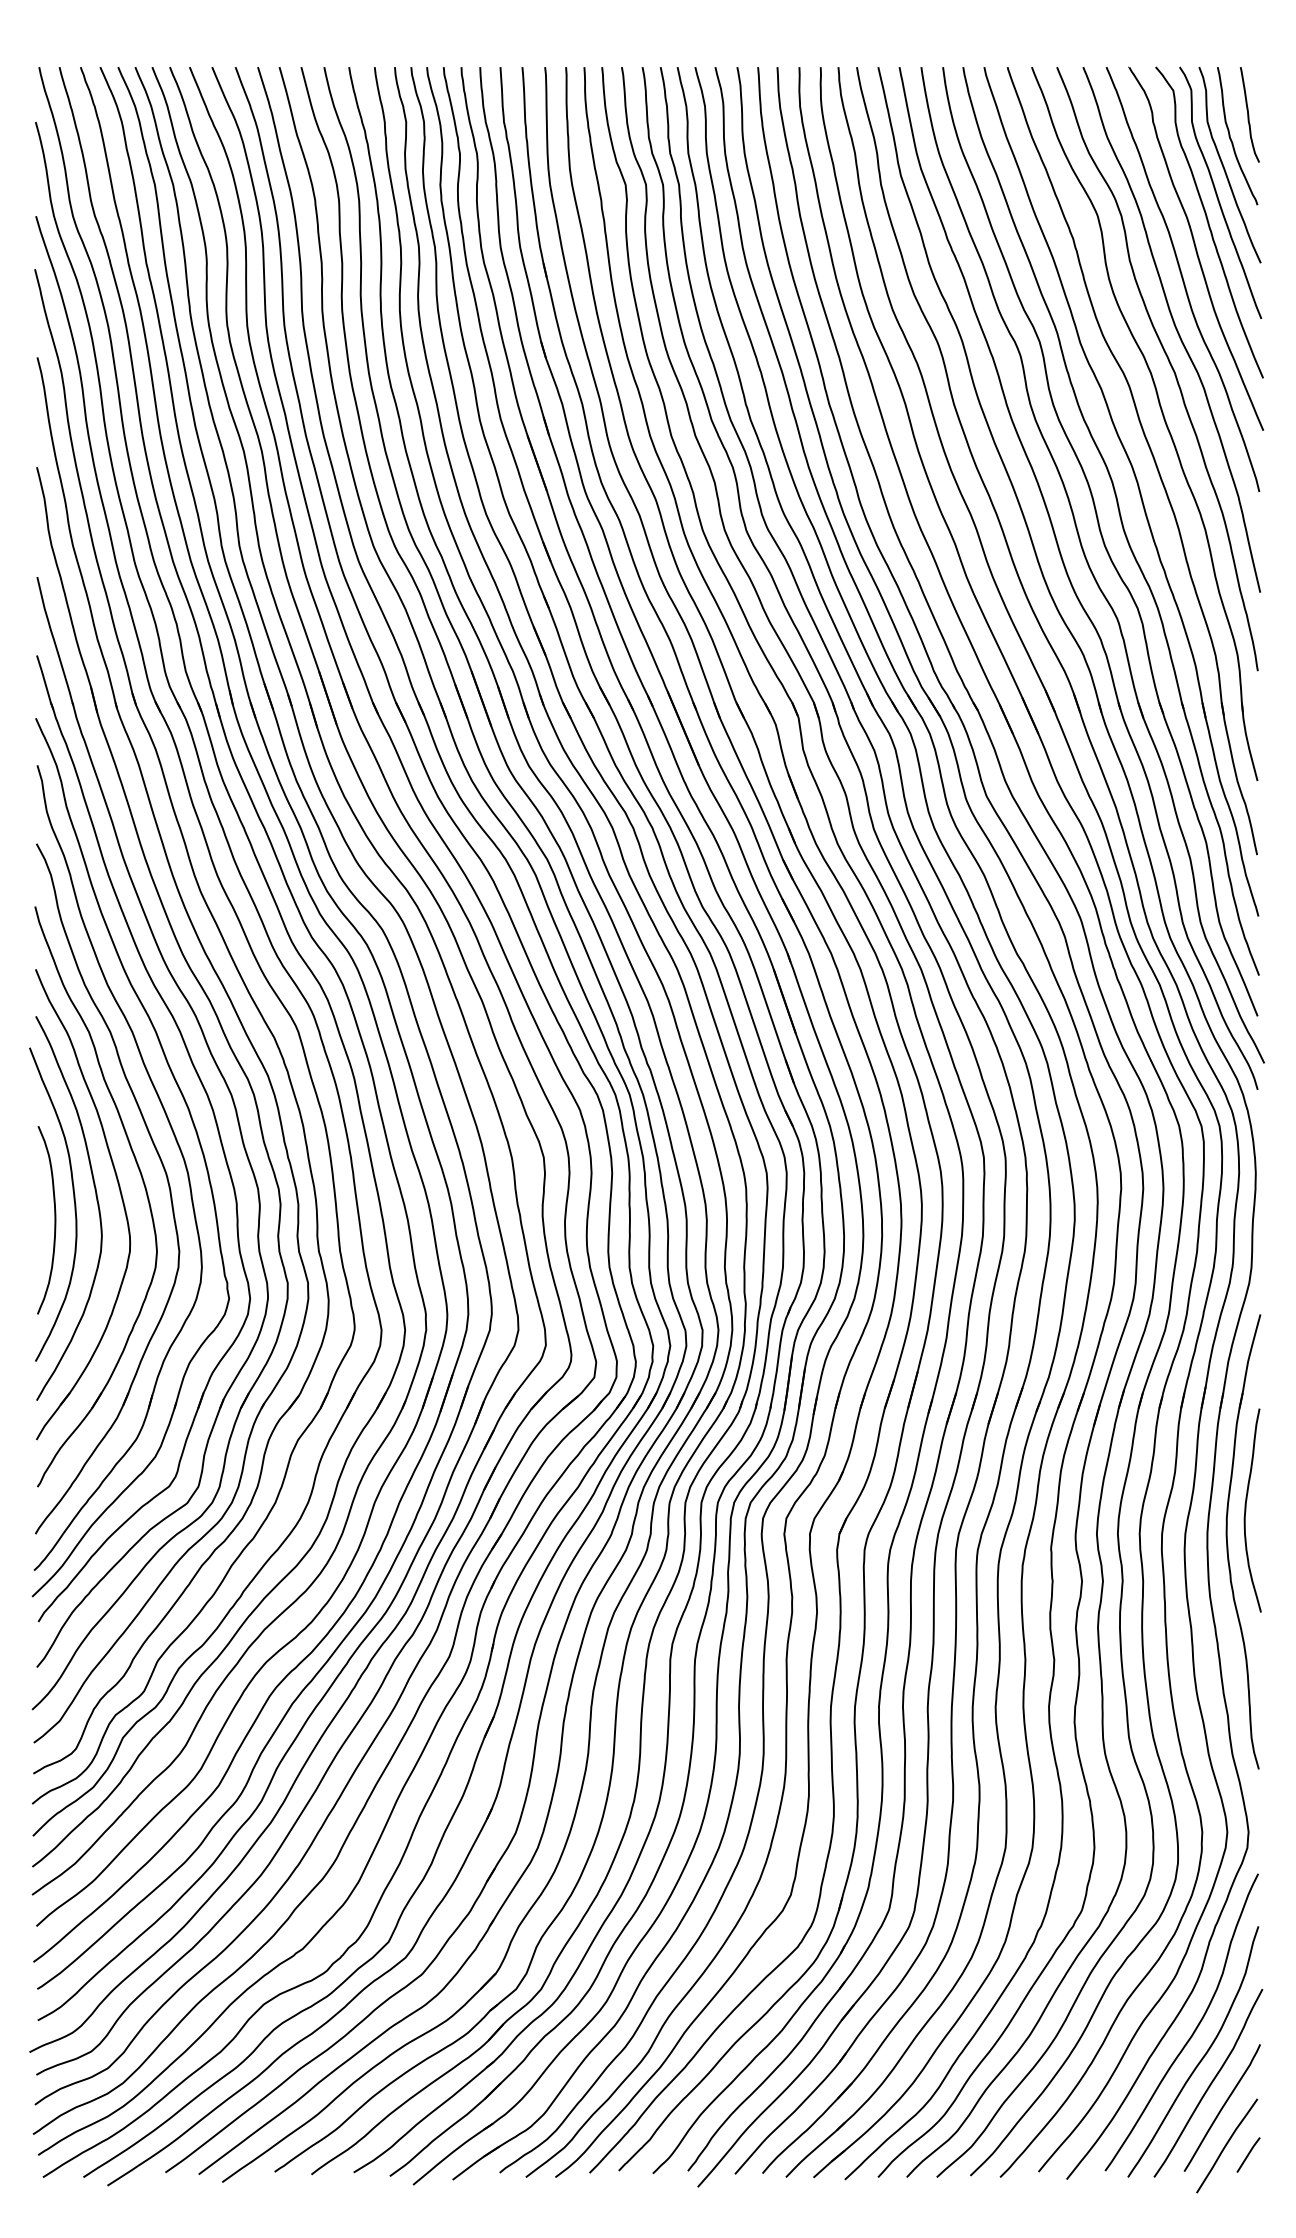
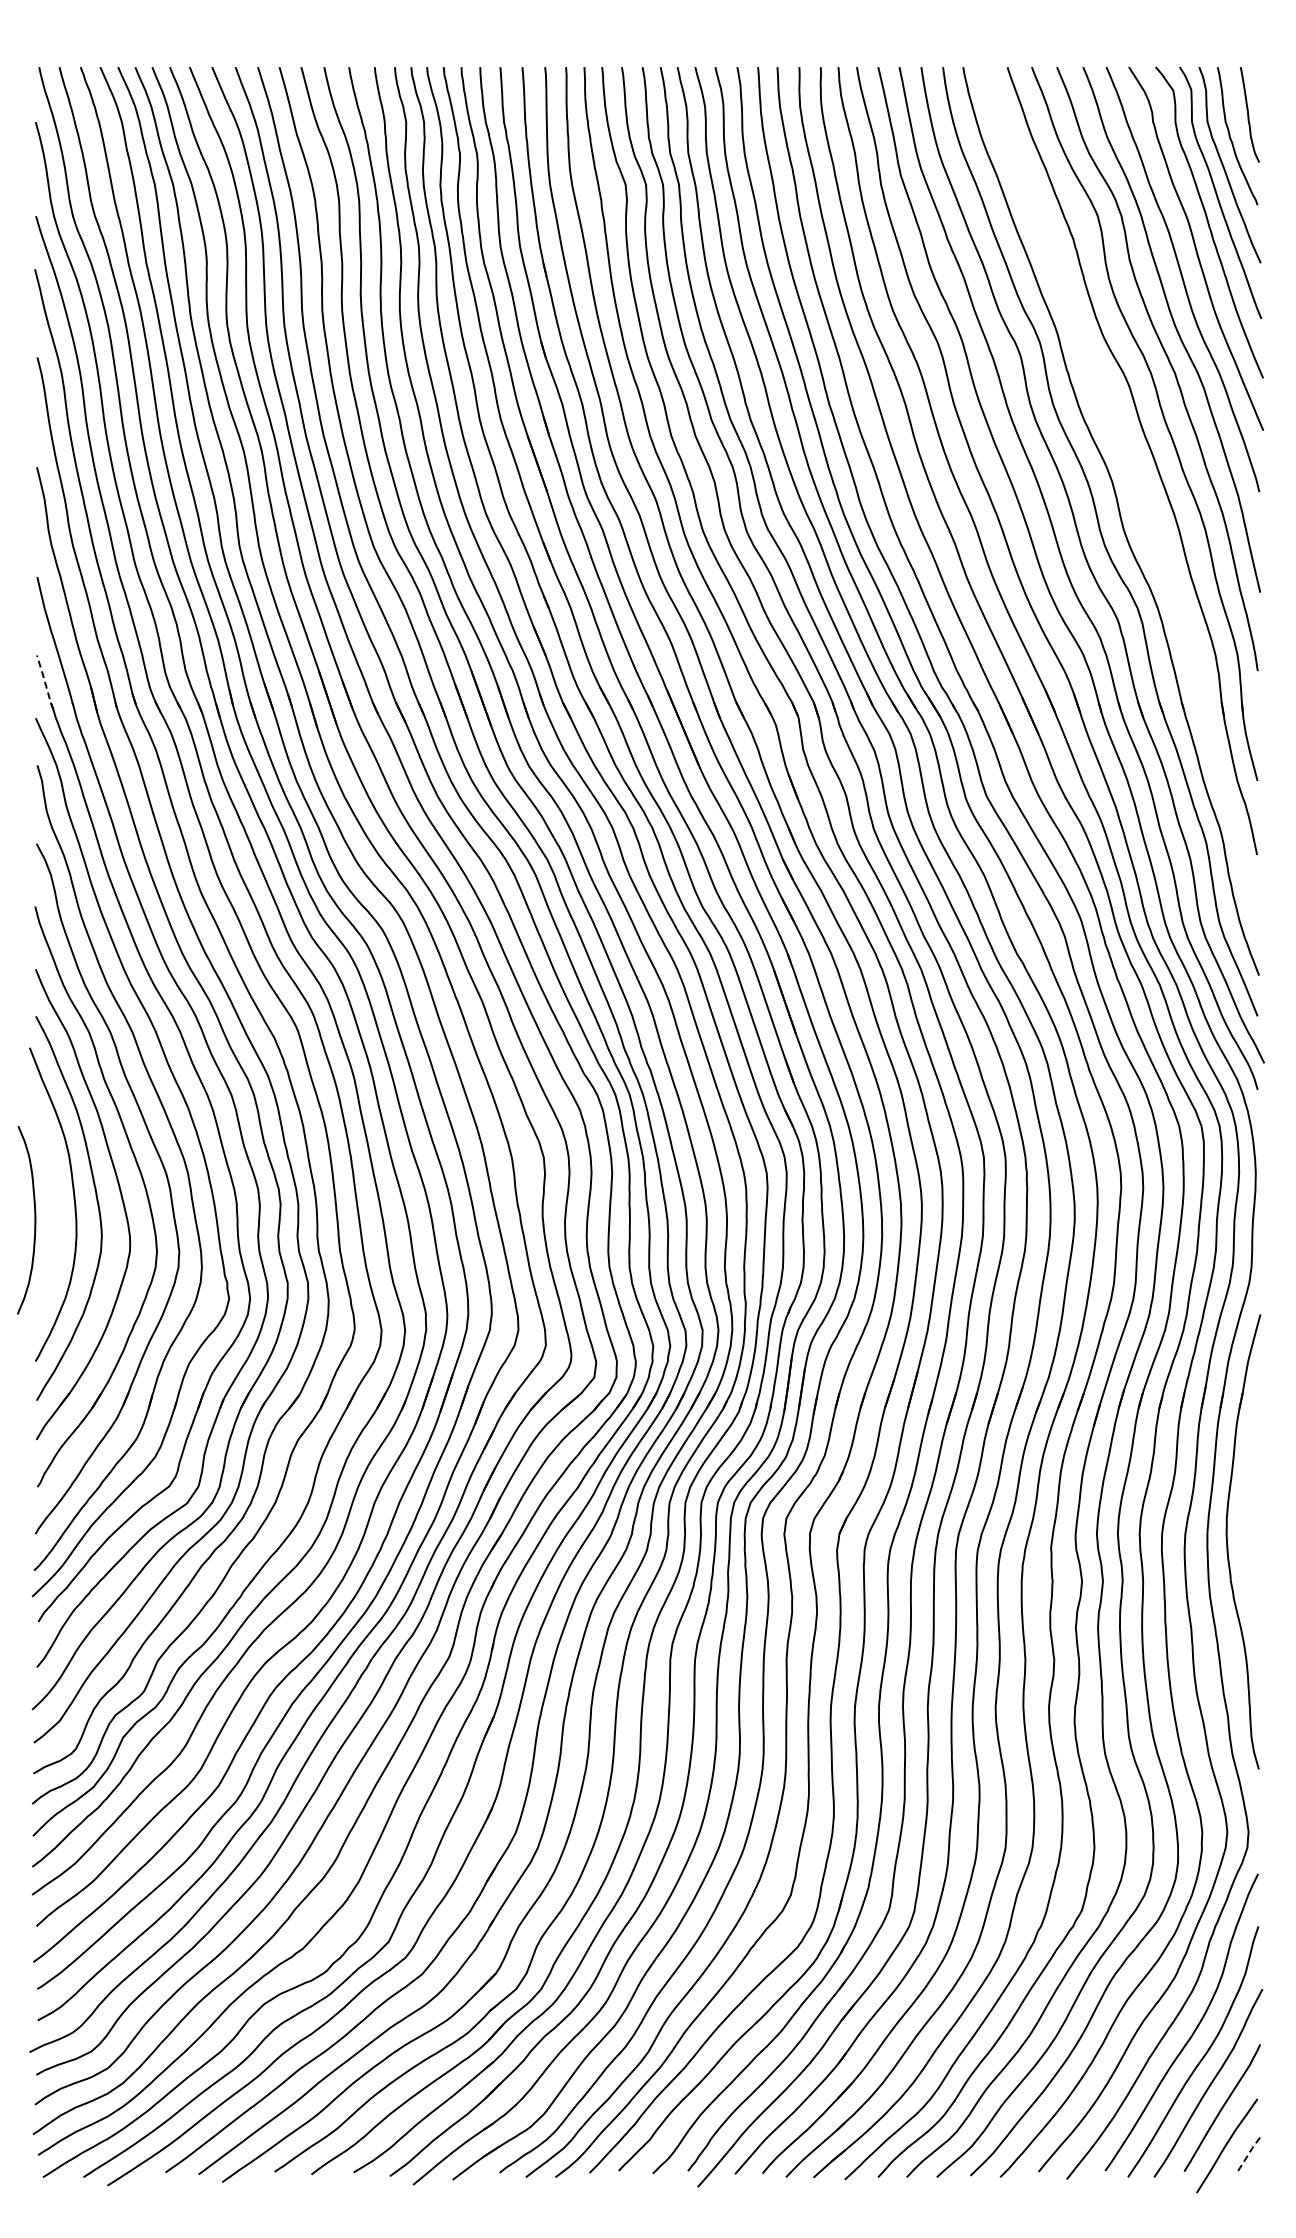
part: present -> none (1137, 487)
line: solid -> dashed (45, 682)
curve position: (54, 1220) -> (34, 1220) (34, 1220)
curve: present -> none (1246, 1510)
line: solid -> dashed (1248, 2154)
